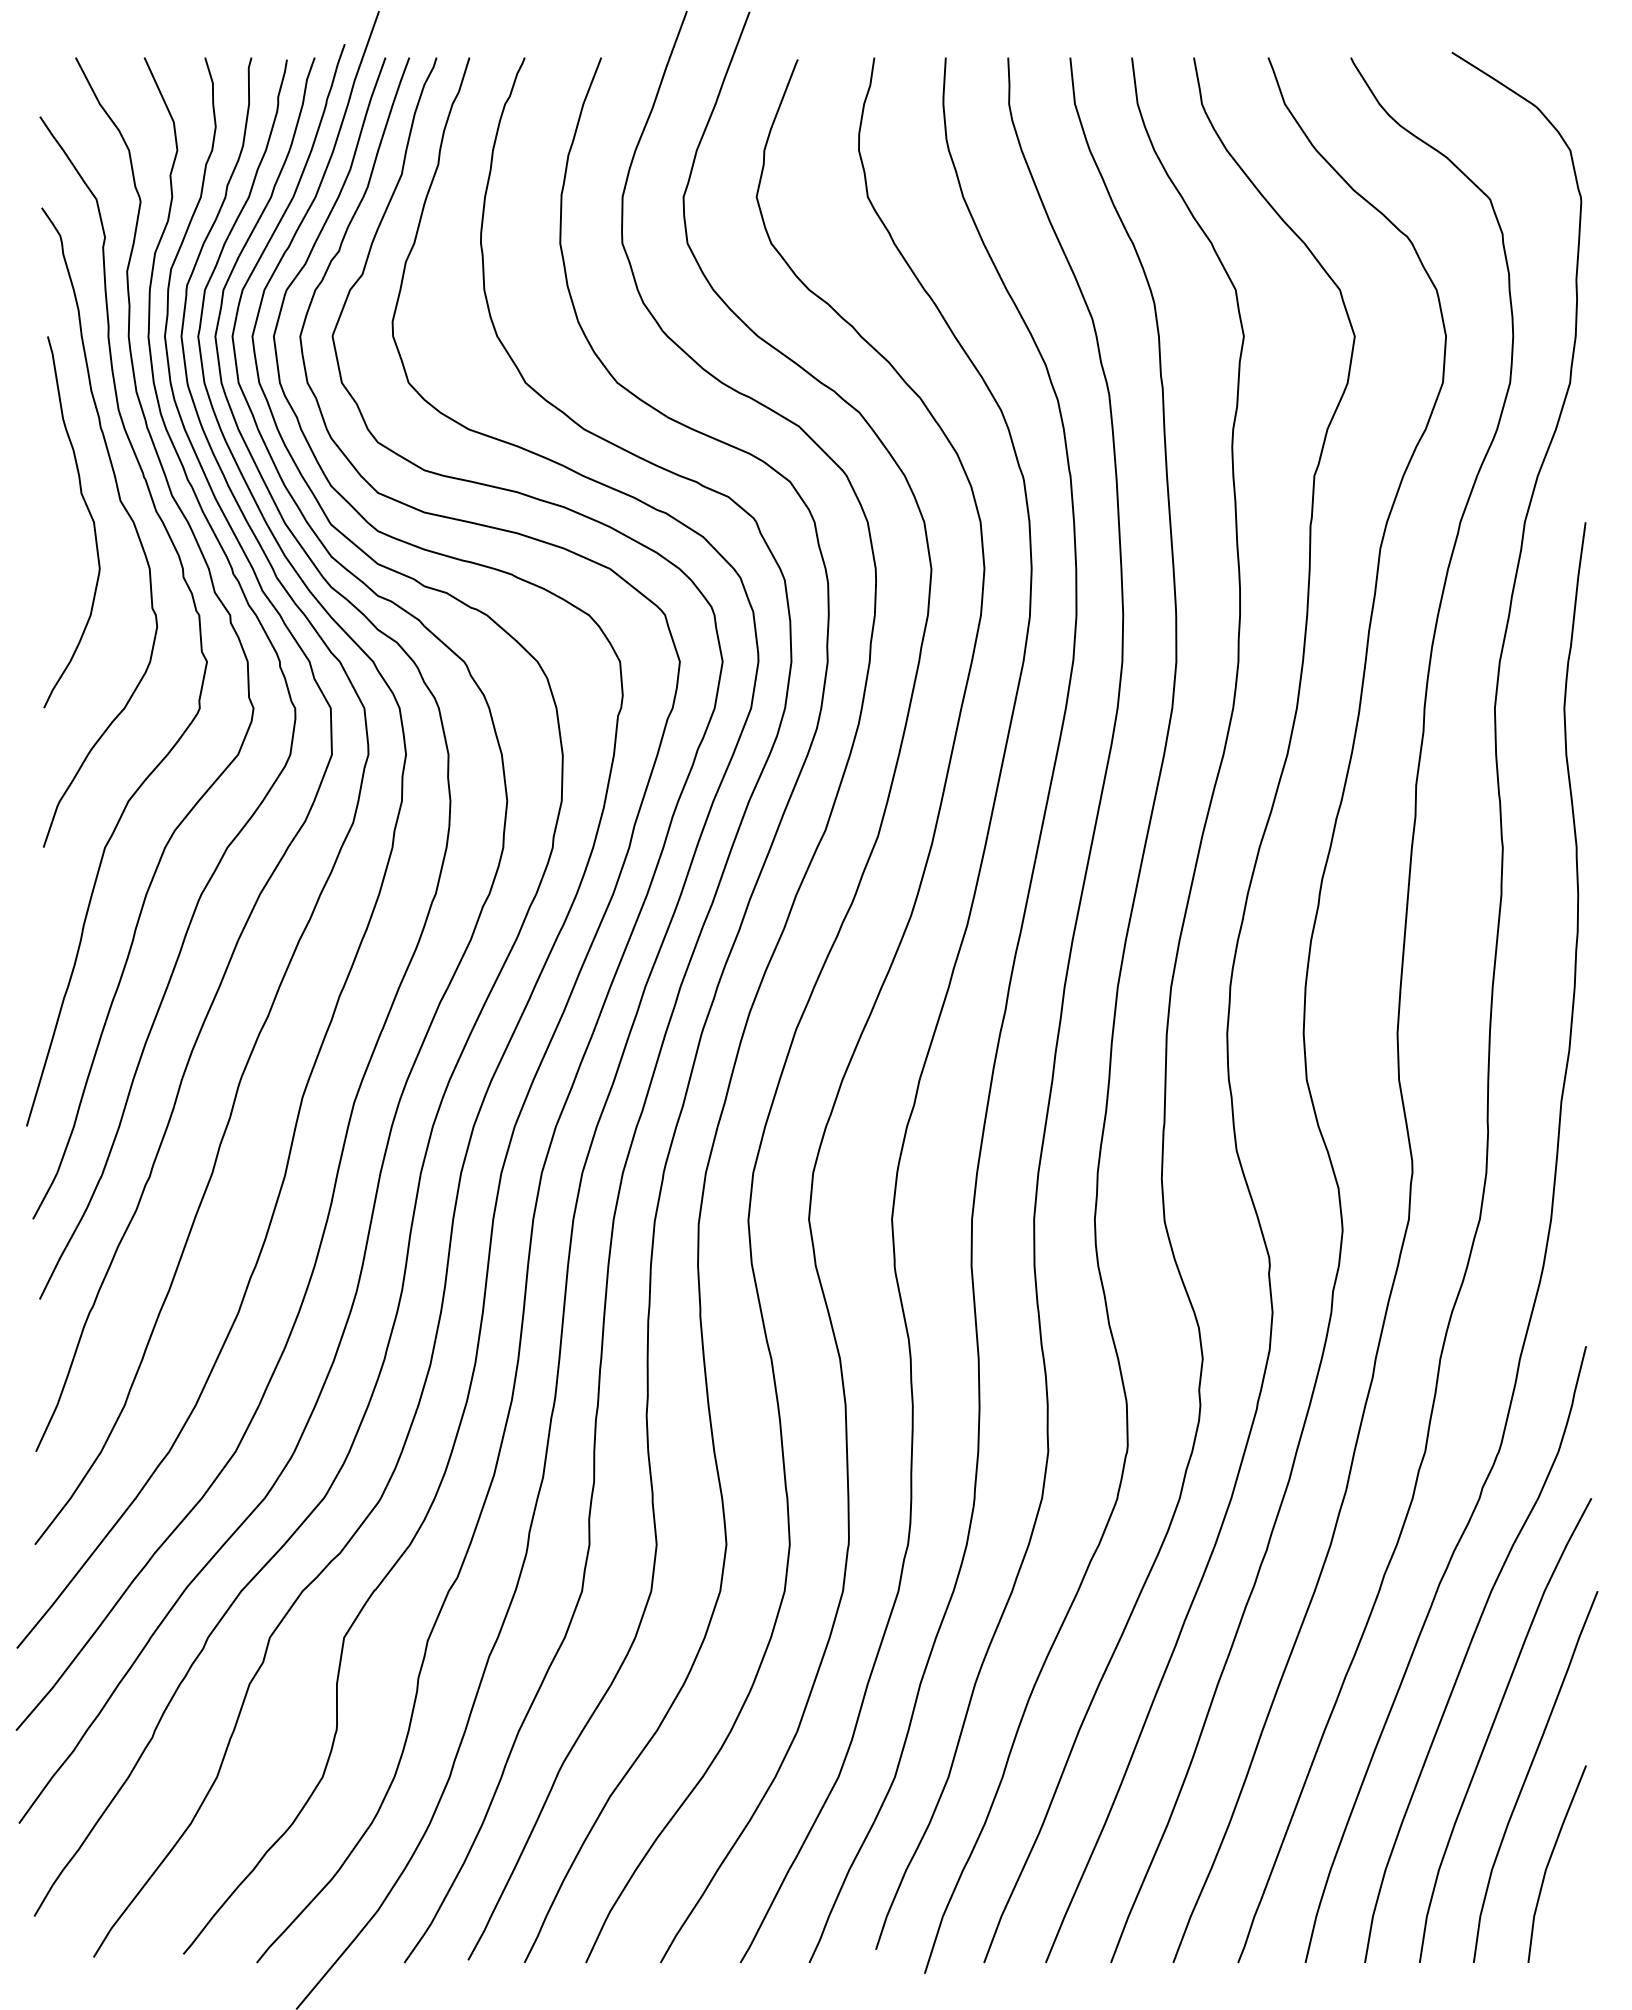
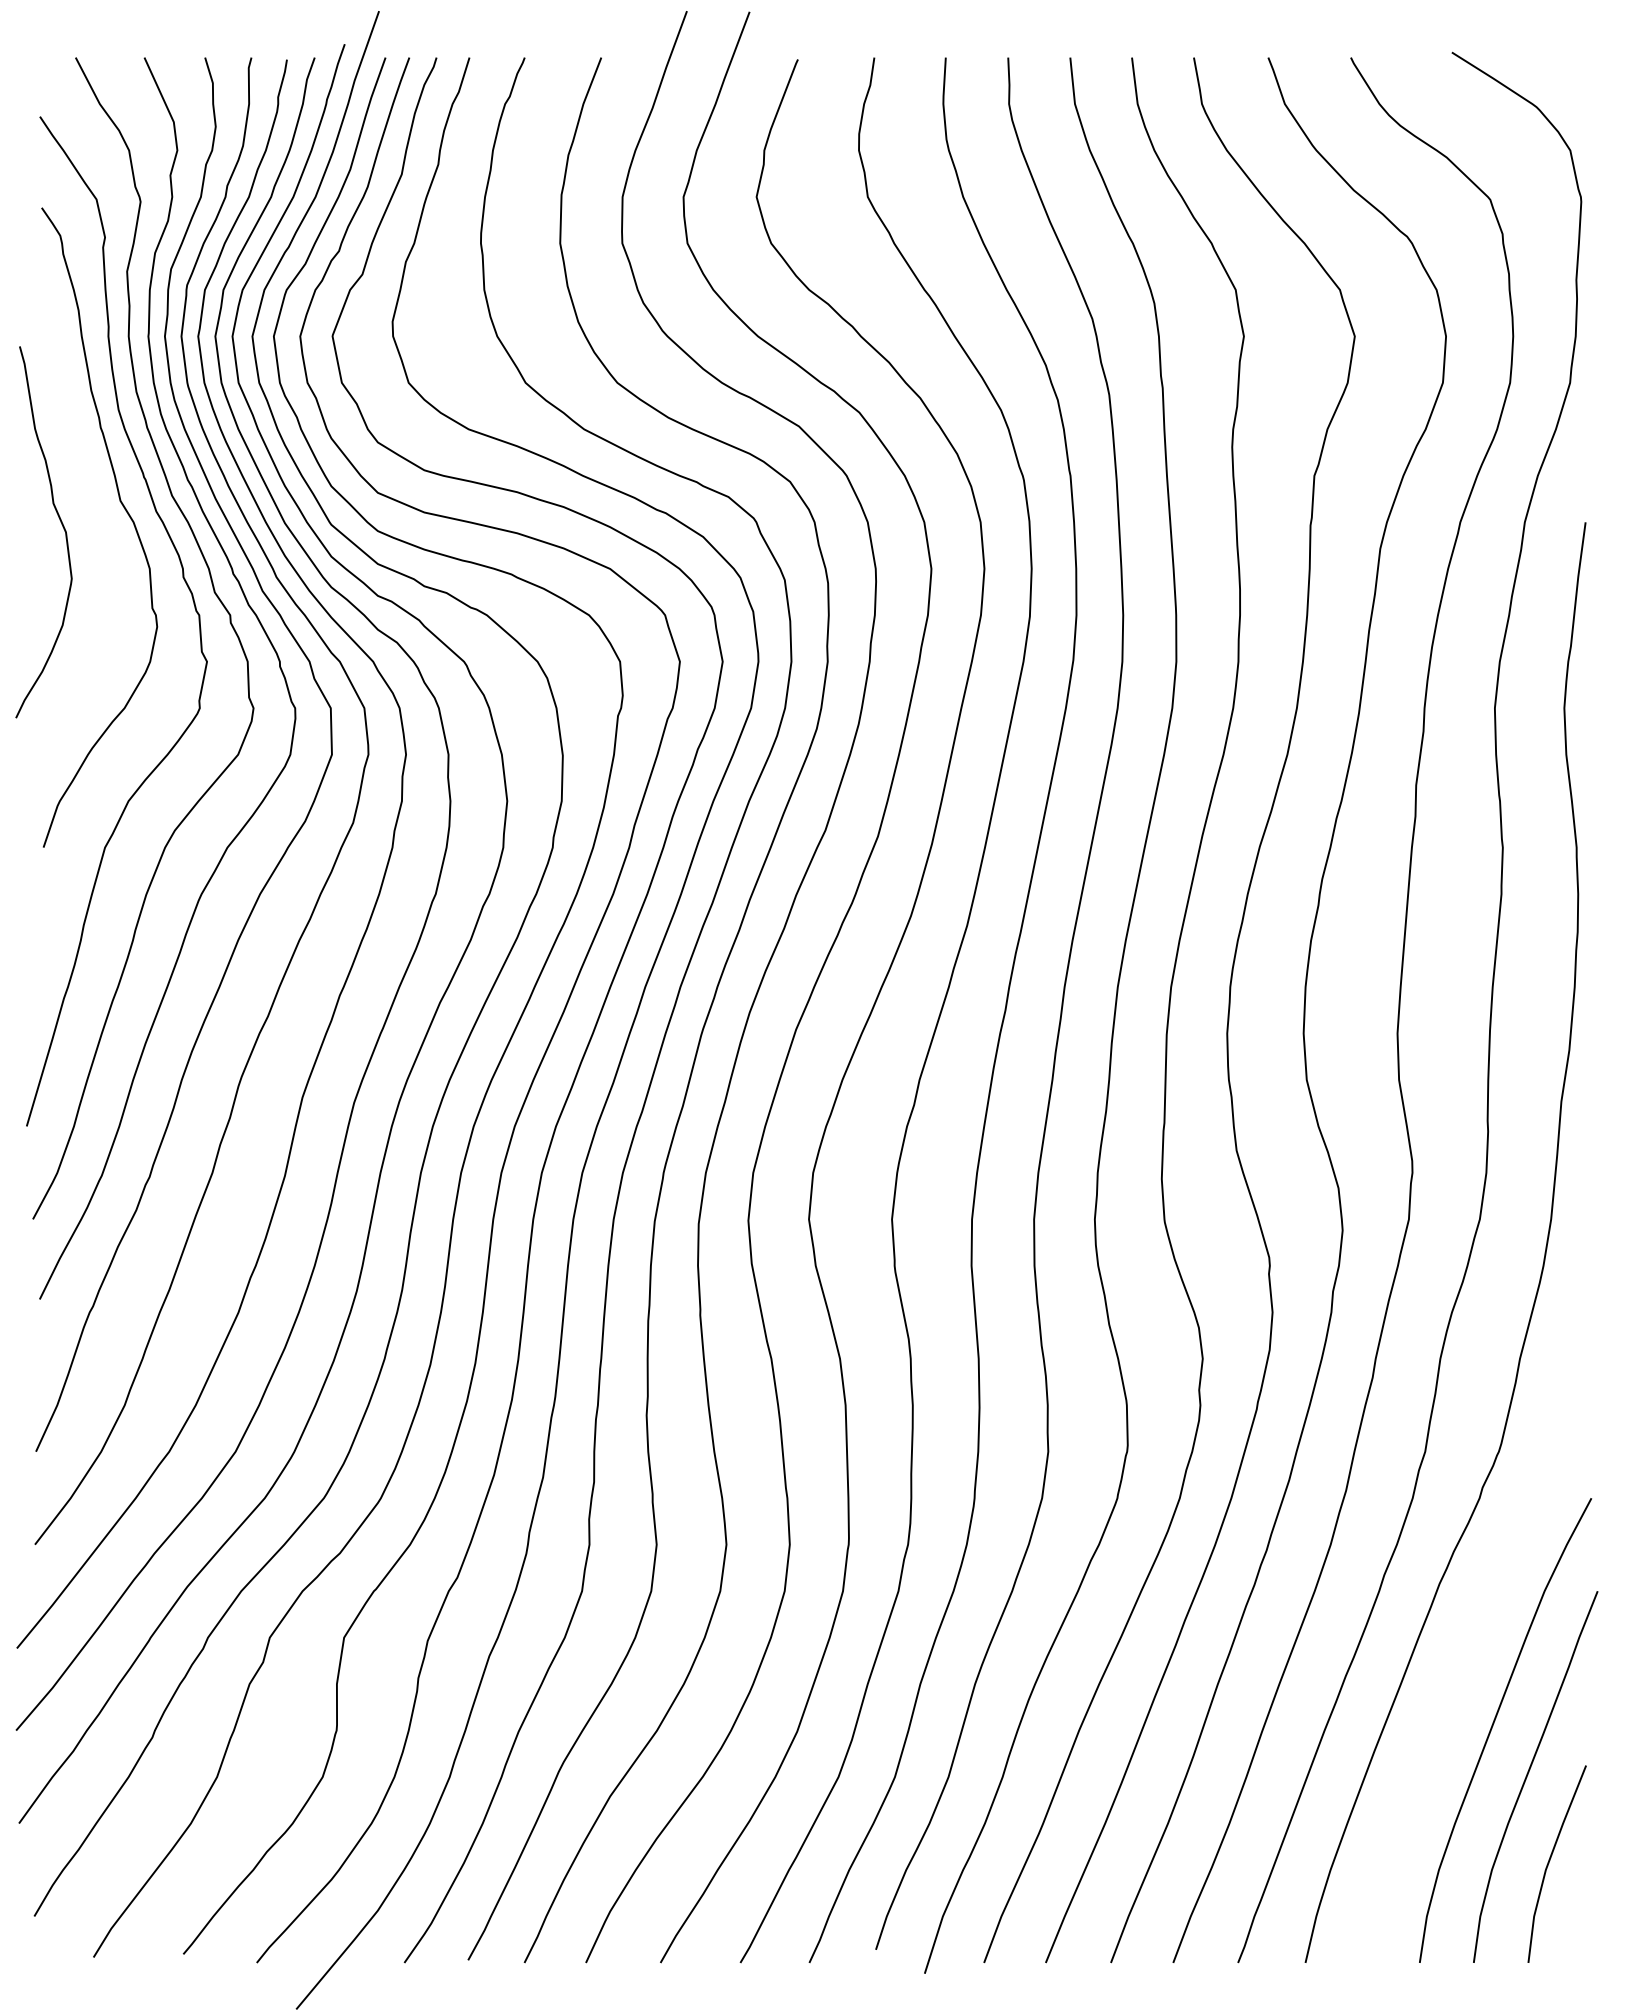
curve position: (90, 517) -> (62, 527) (62, 527)
curve: present -> none (1468, 1651)
